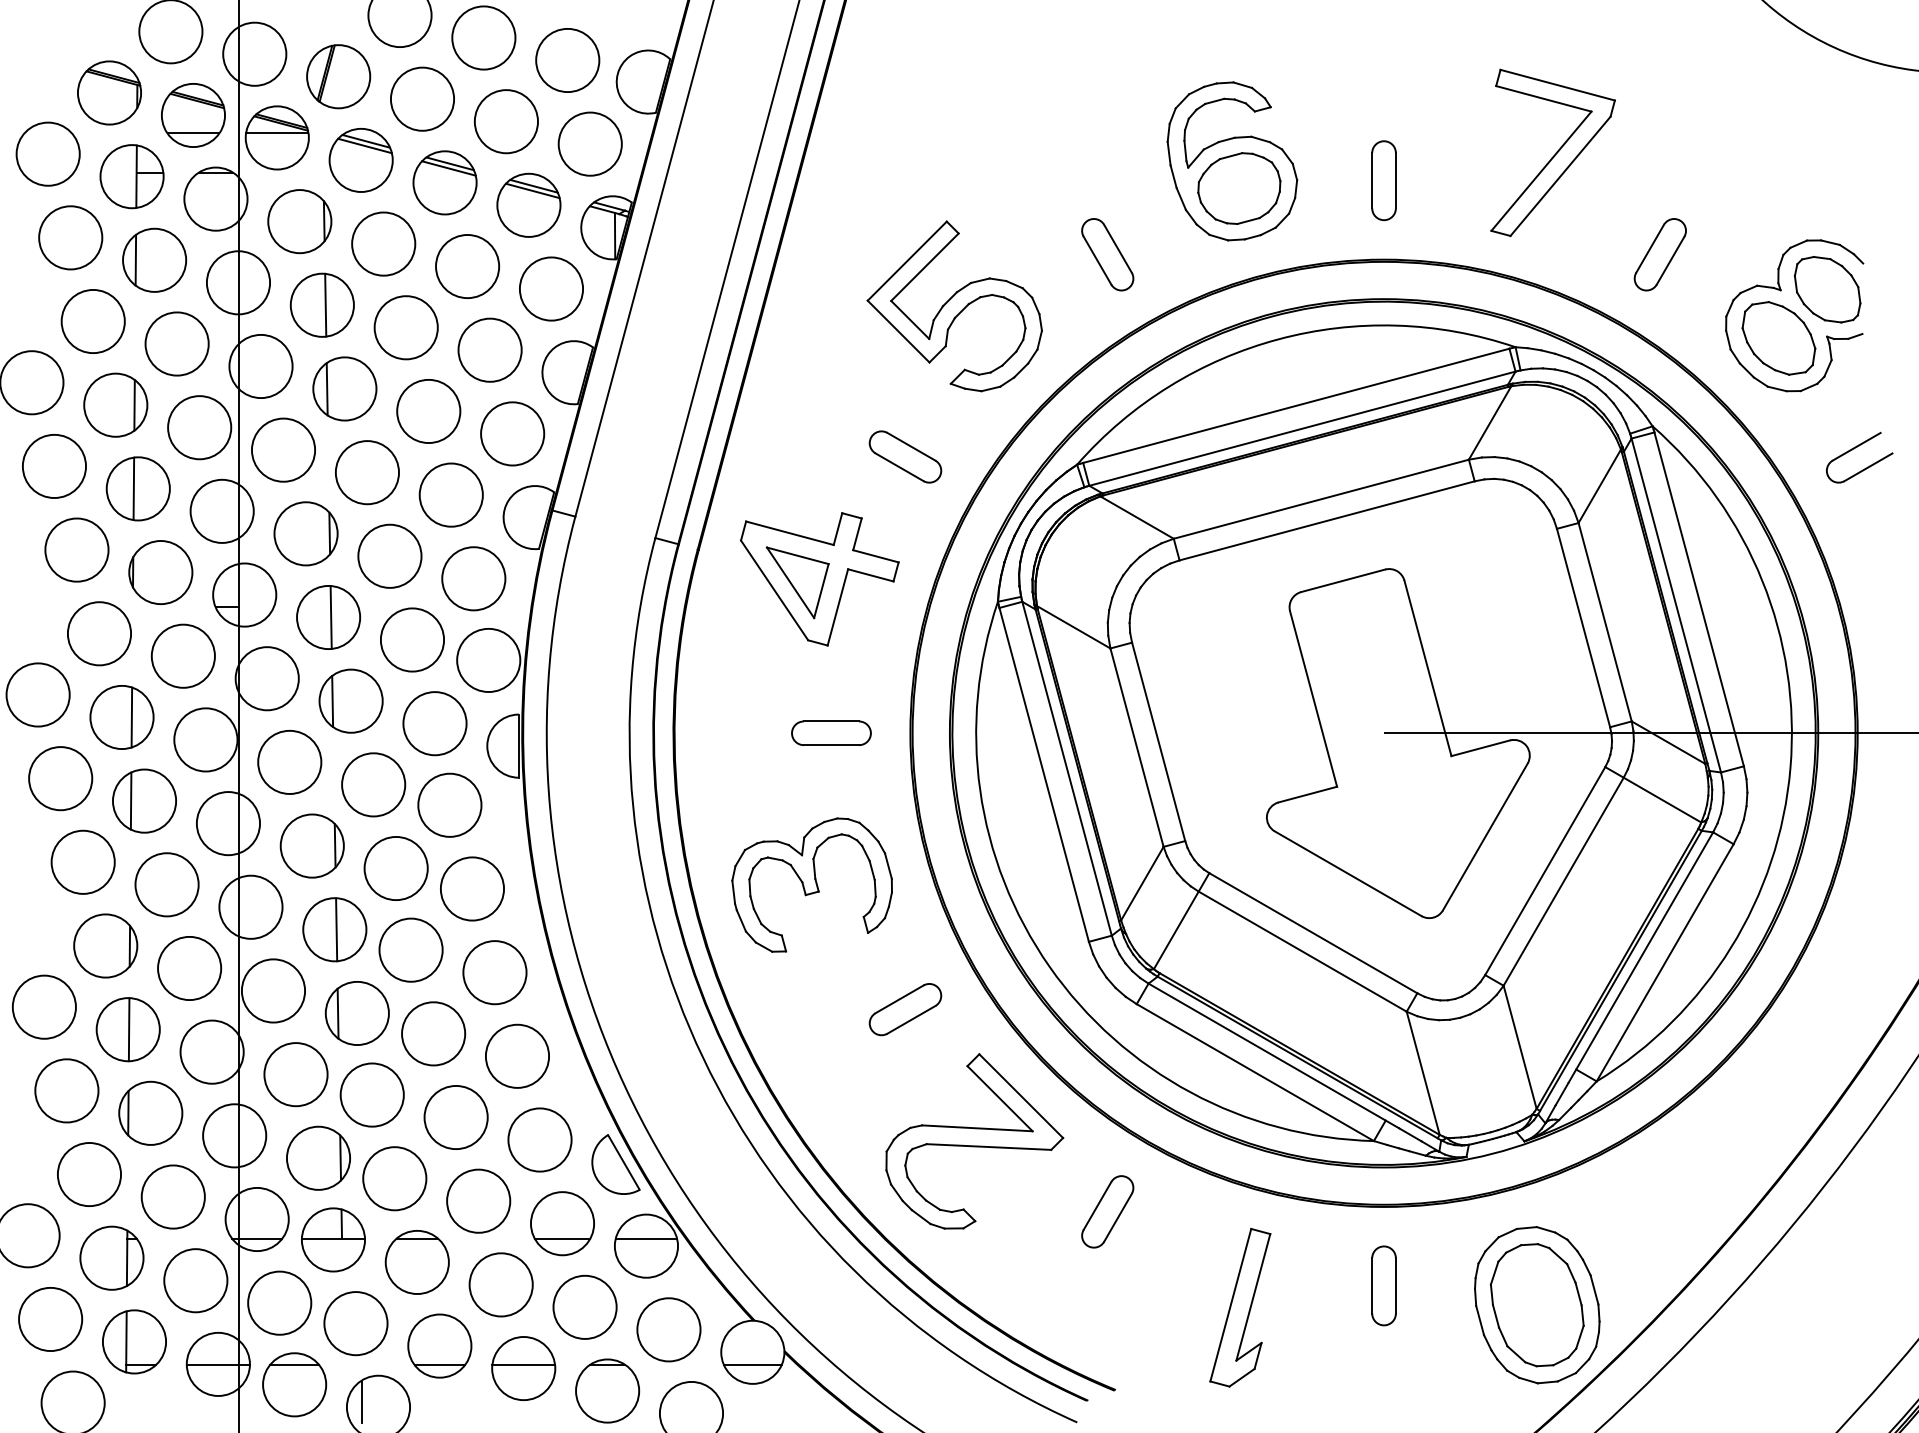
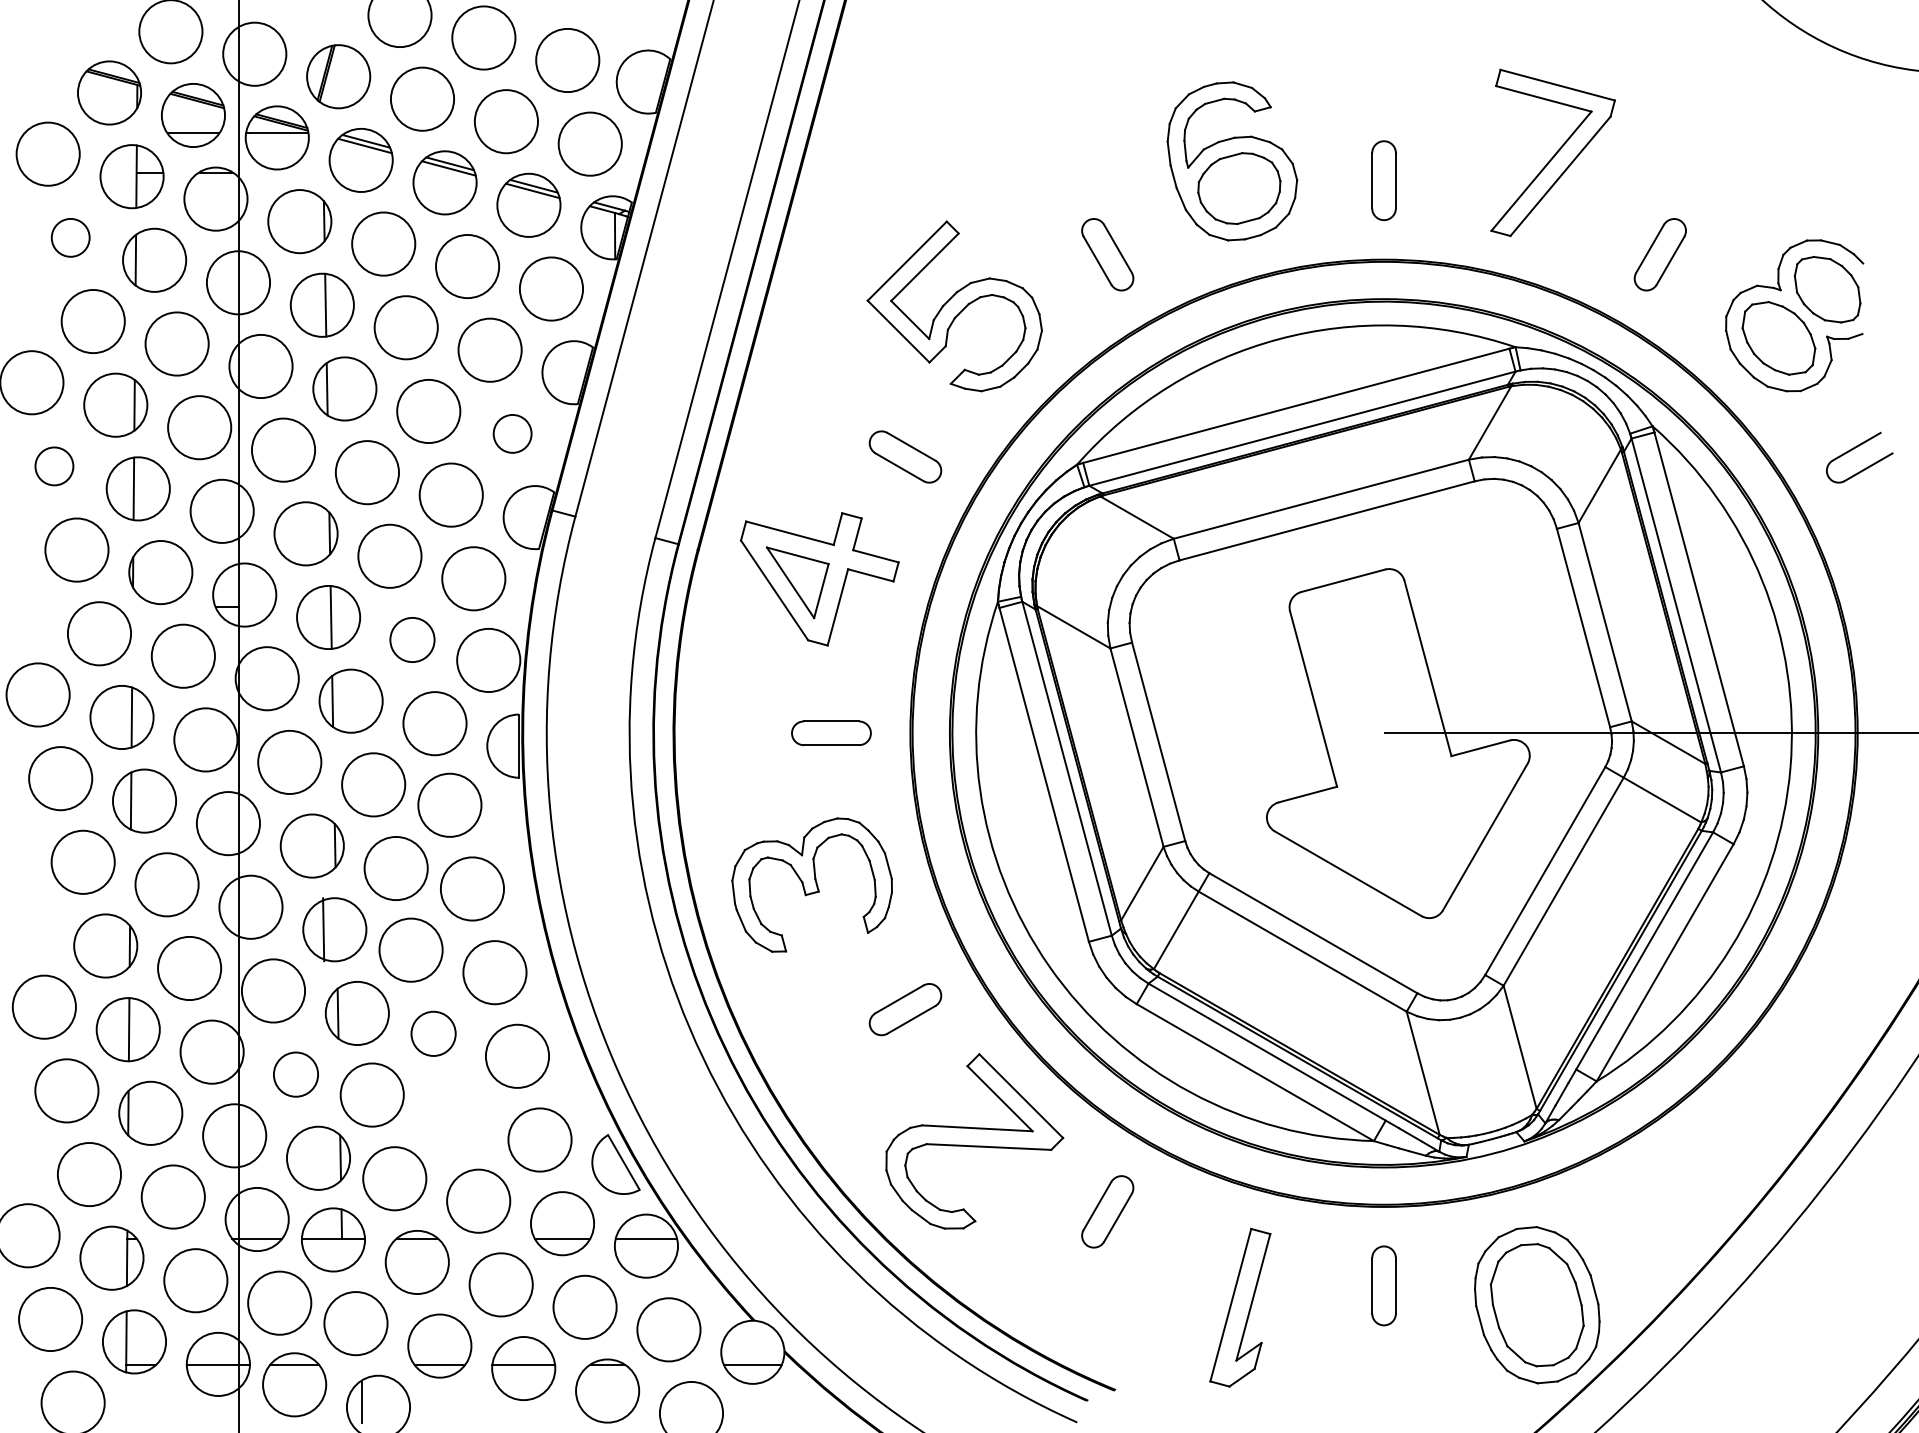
circle diameter: 63 px -> 38 px (70, 237)
circle diameter: 63 px -> 38 px (512, 433)
circle diameter: 63 px -> 38 px (54, 466)
circle size: 65x66 px -> 47x46 px (412, 639)
line position: (336, 929) -> (323, 929) (323, 929)
circle diameter: 63 px -> 44 px (433, 1033)
circle diameter: 63 px -> 44 px (295, 1074)
circle: present -> none (455, 1117)
